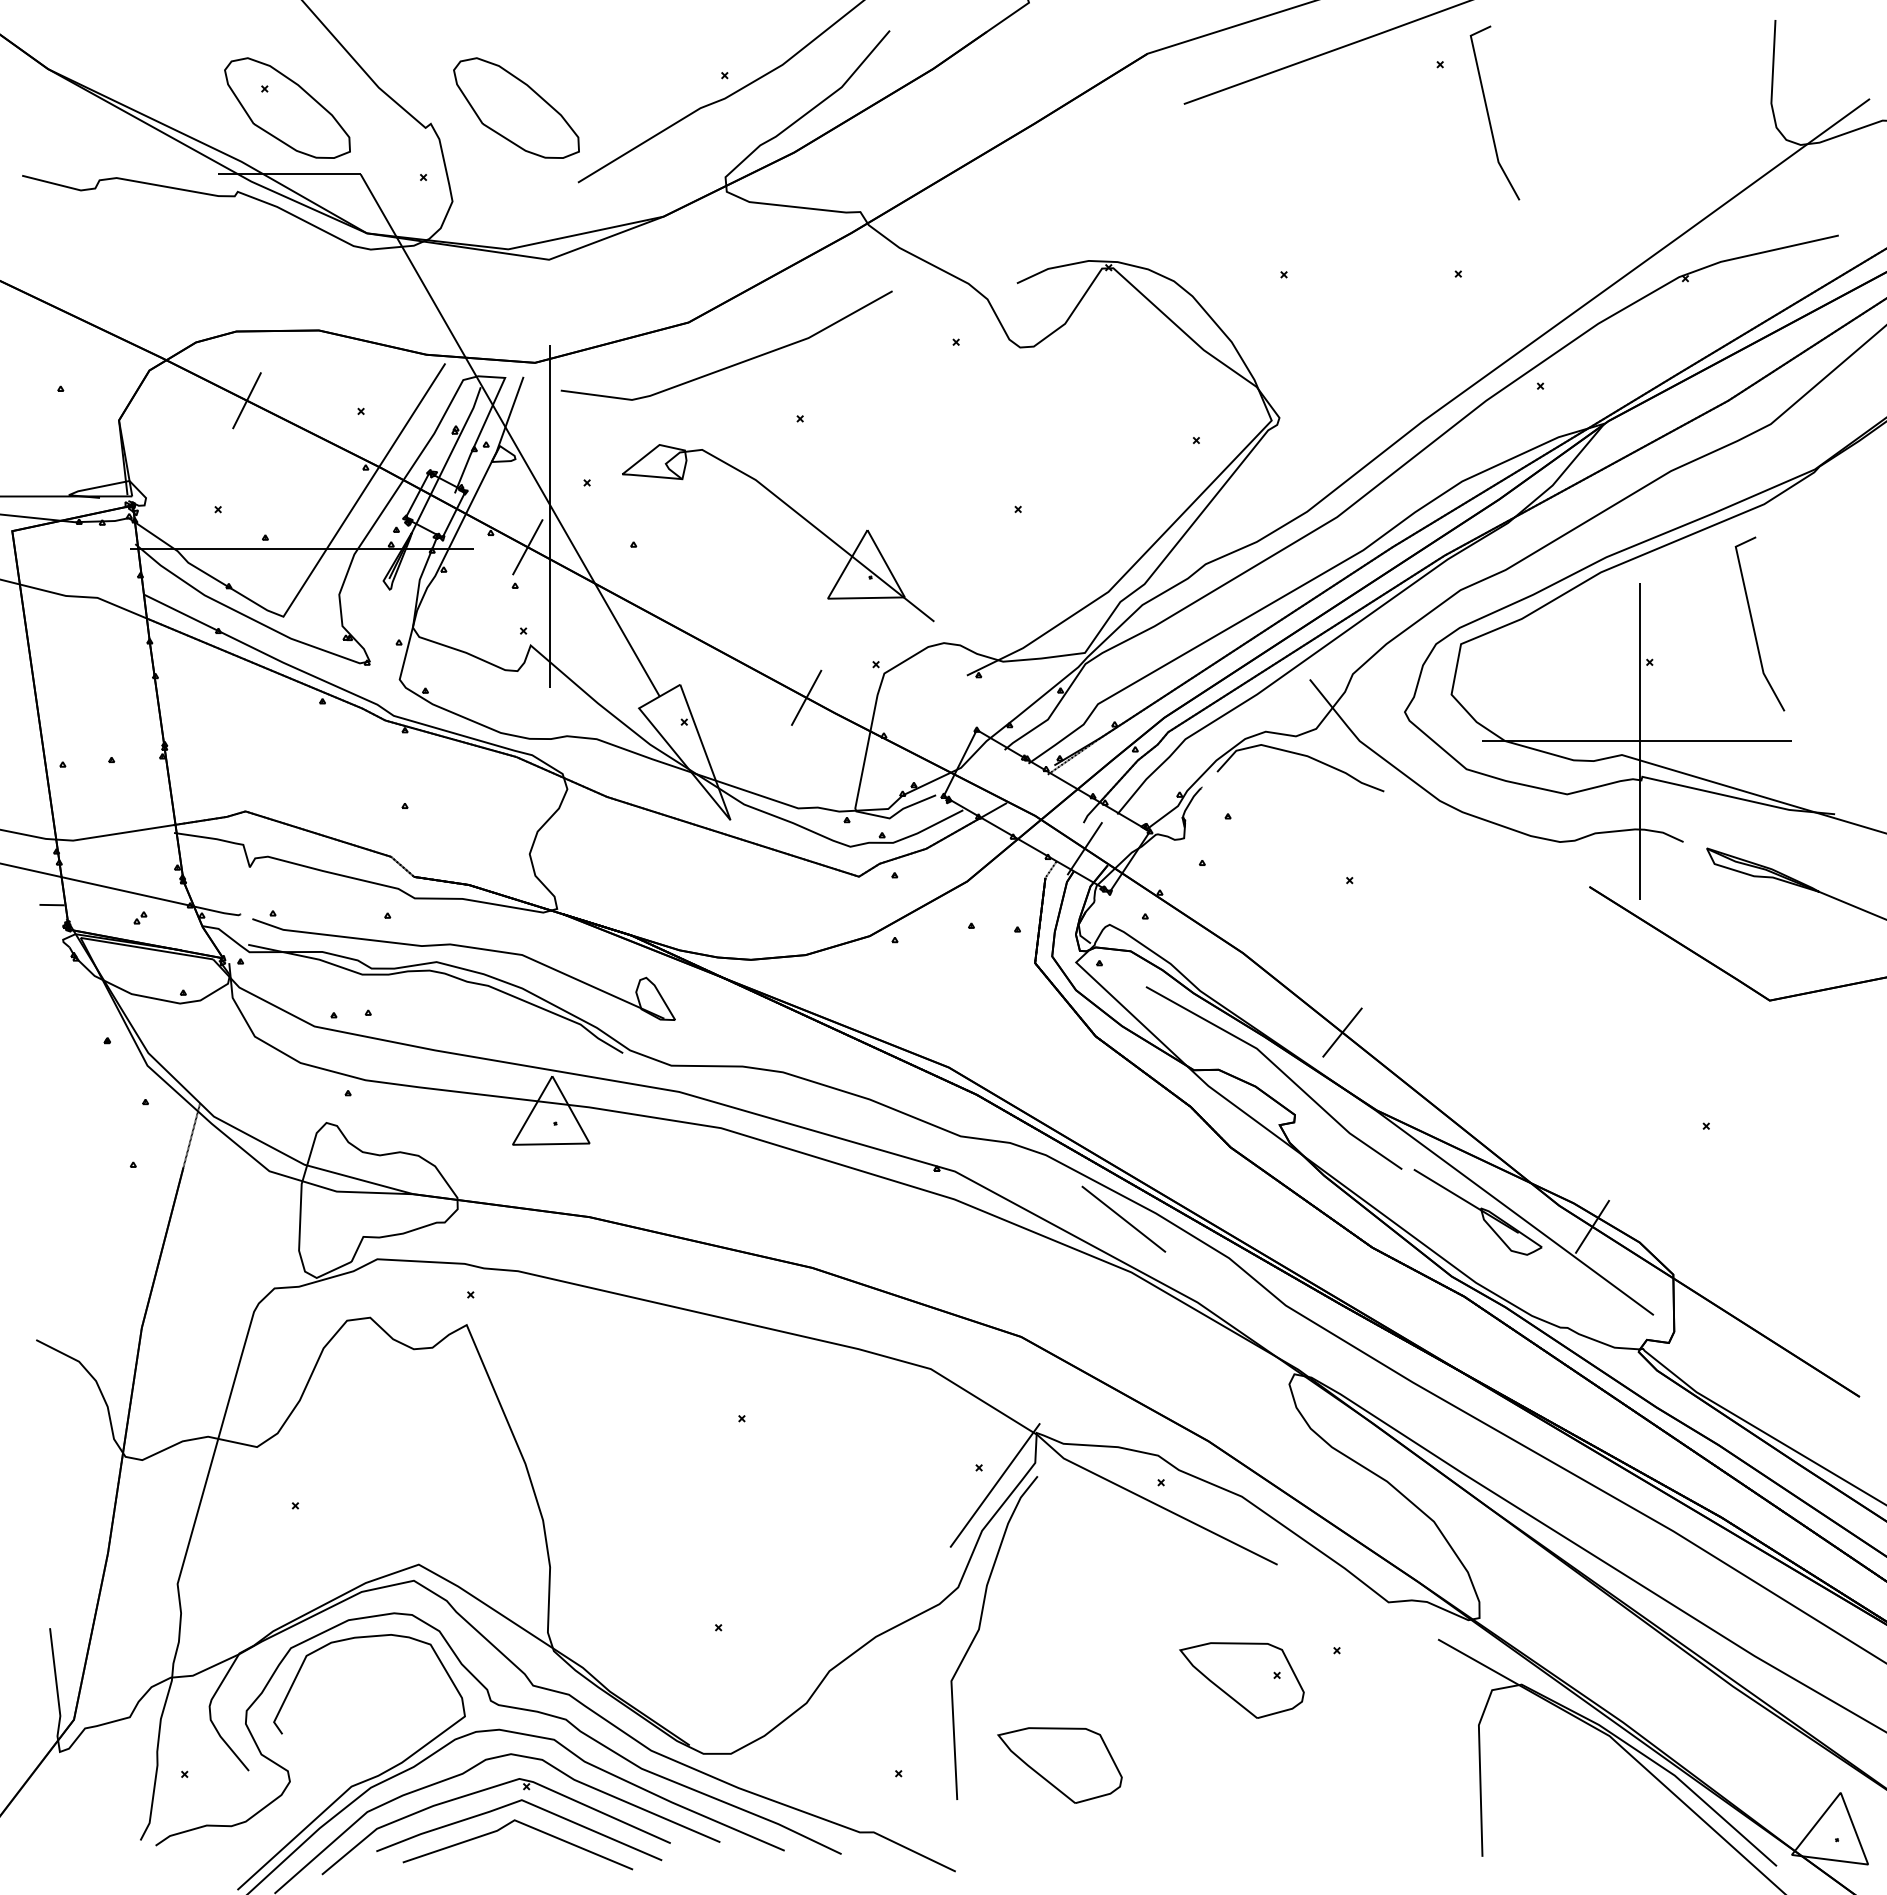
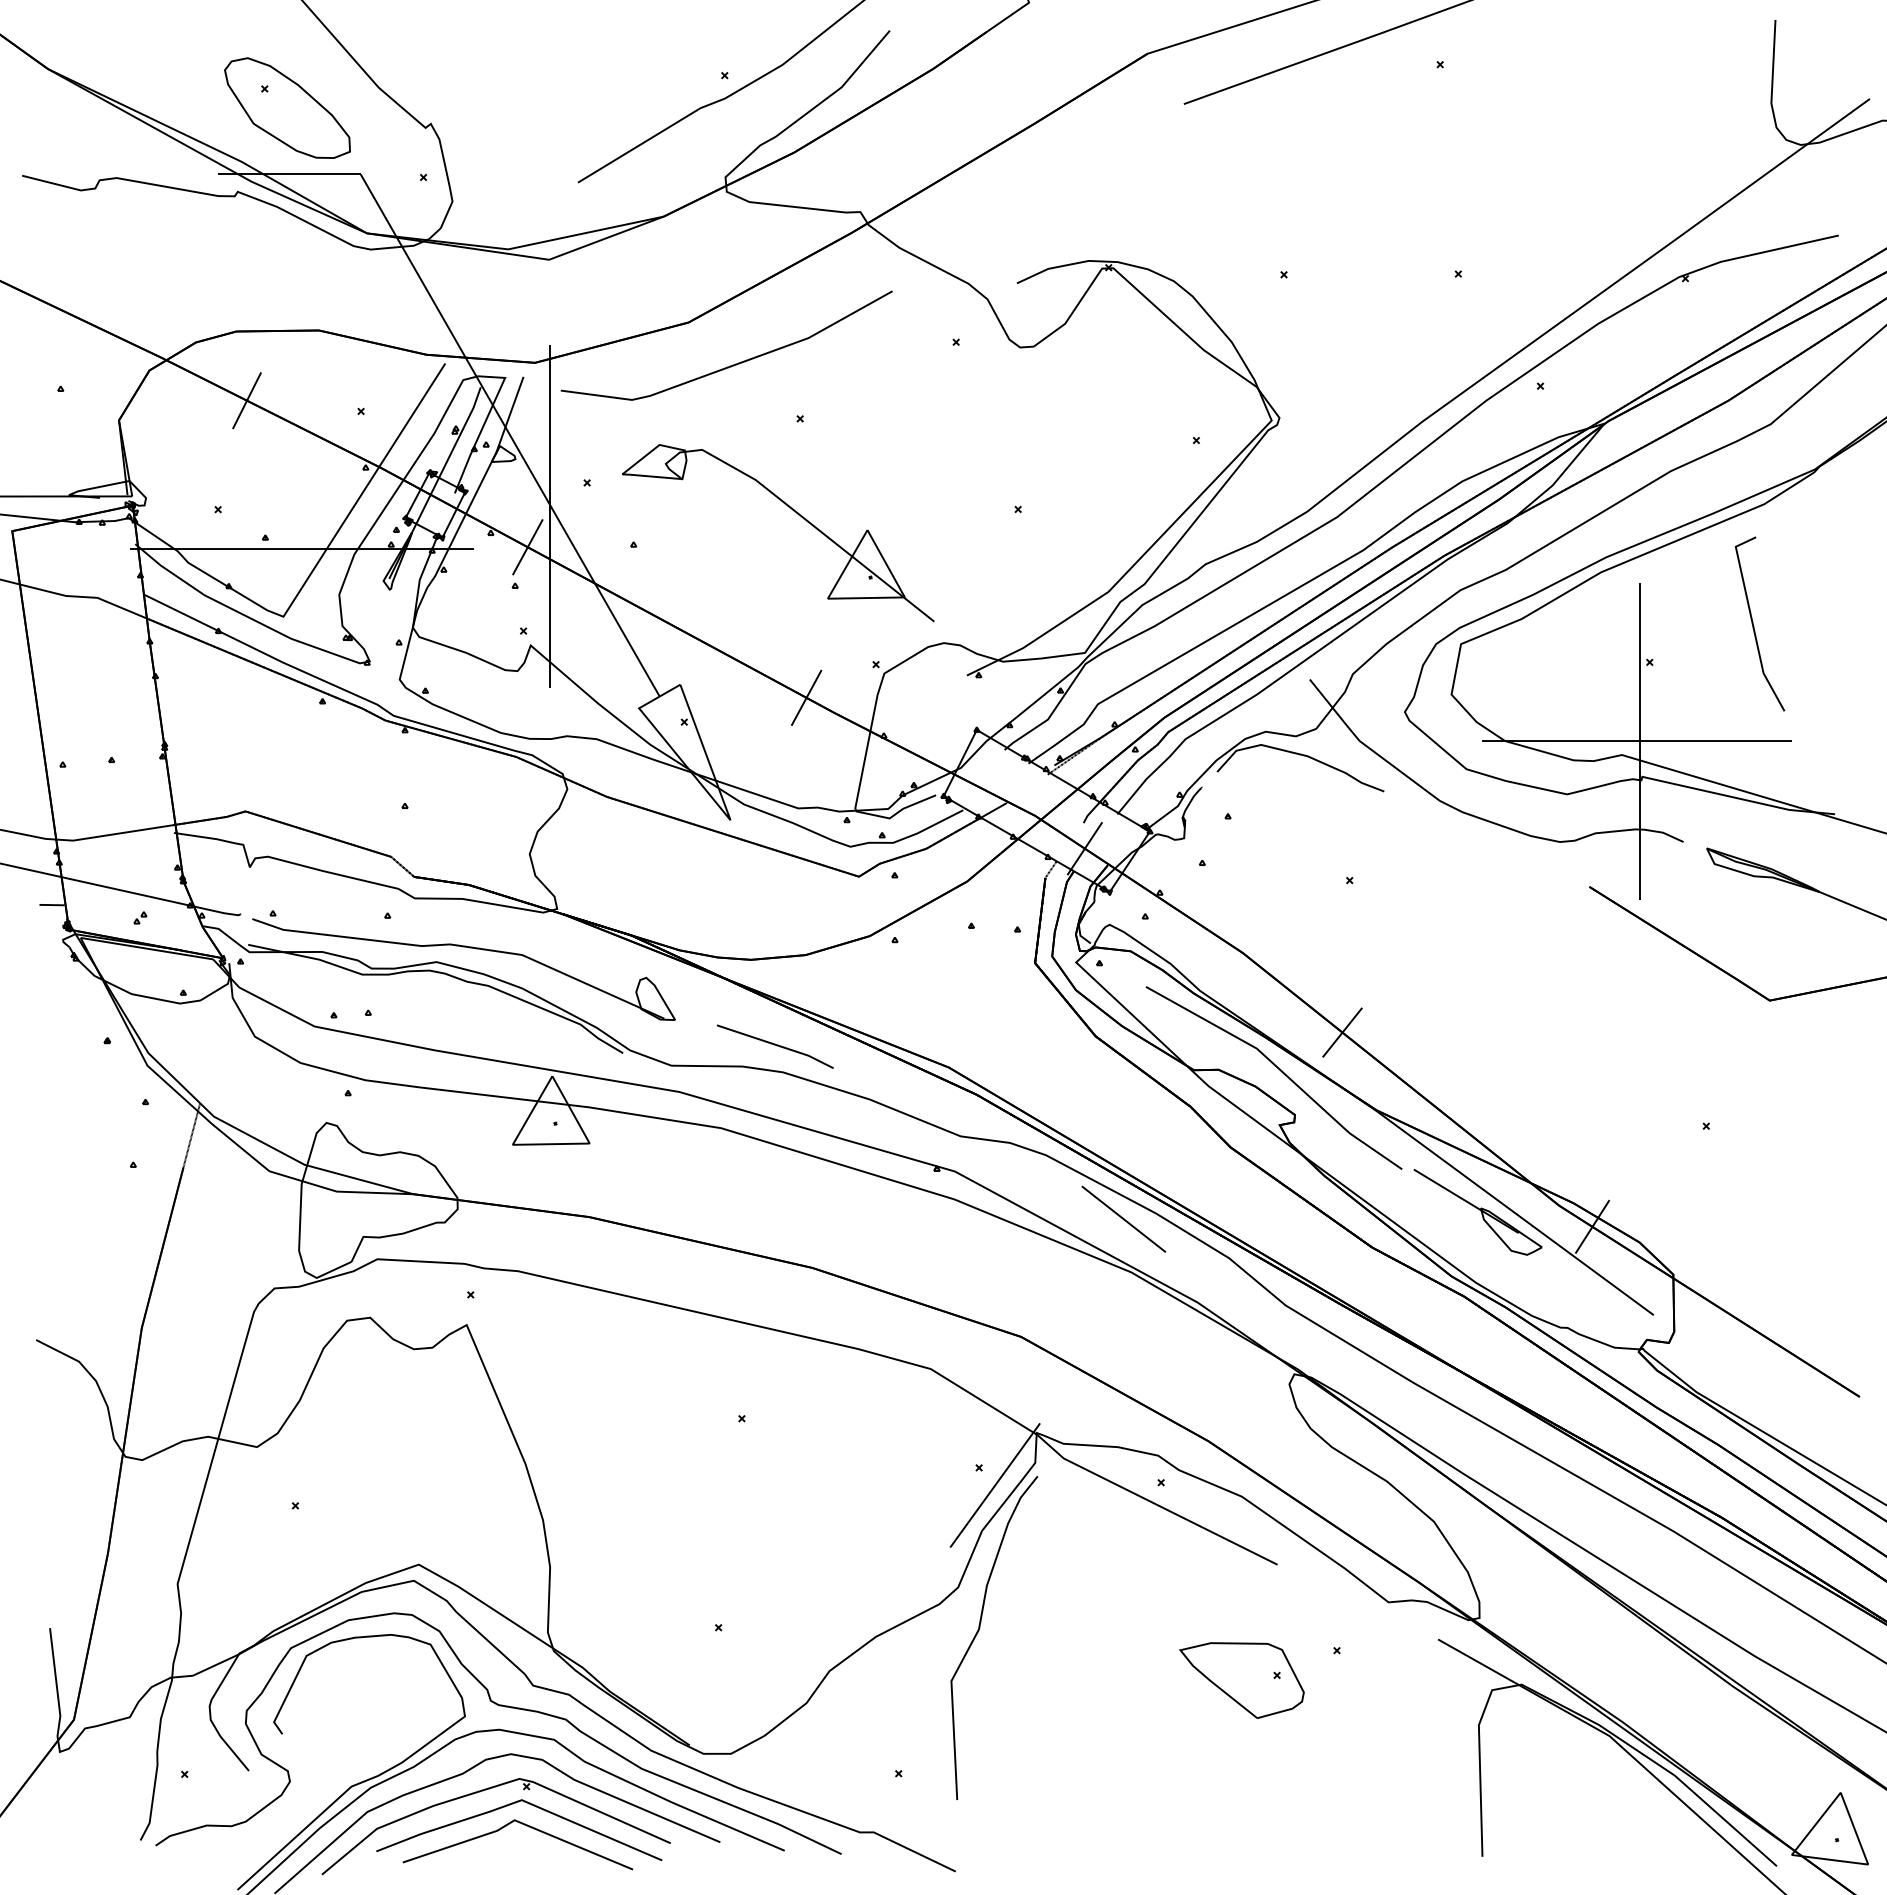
part: present -> none (516, 107)
line: present -> none (1489, 115)
line: none -> present (774, 1045)
part: present -> none (1059, 1765)
